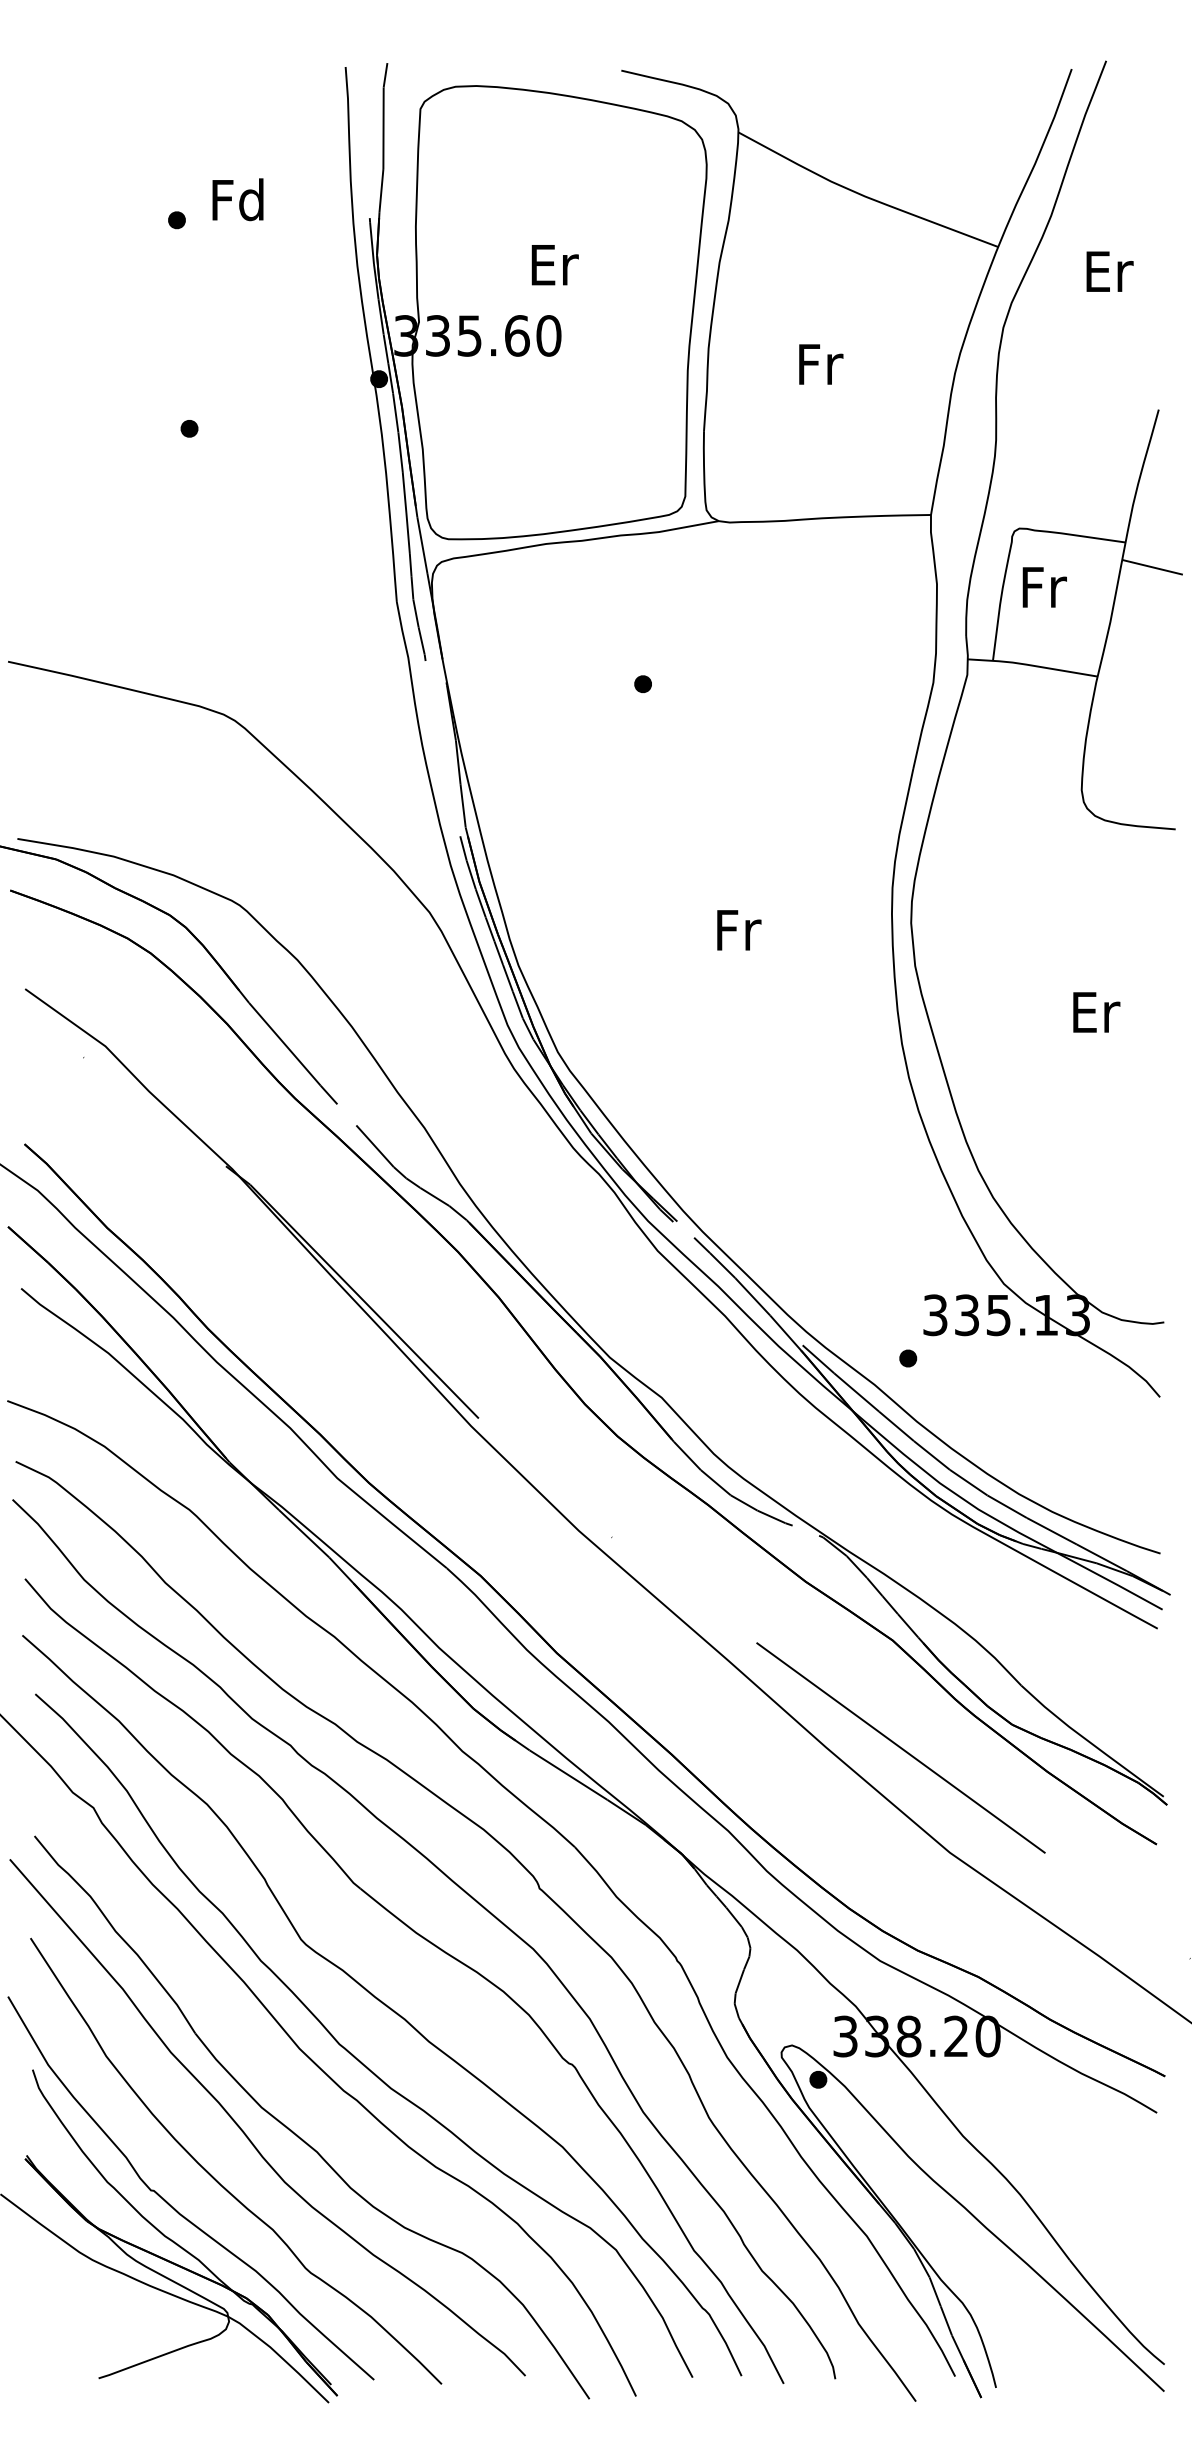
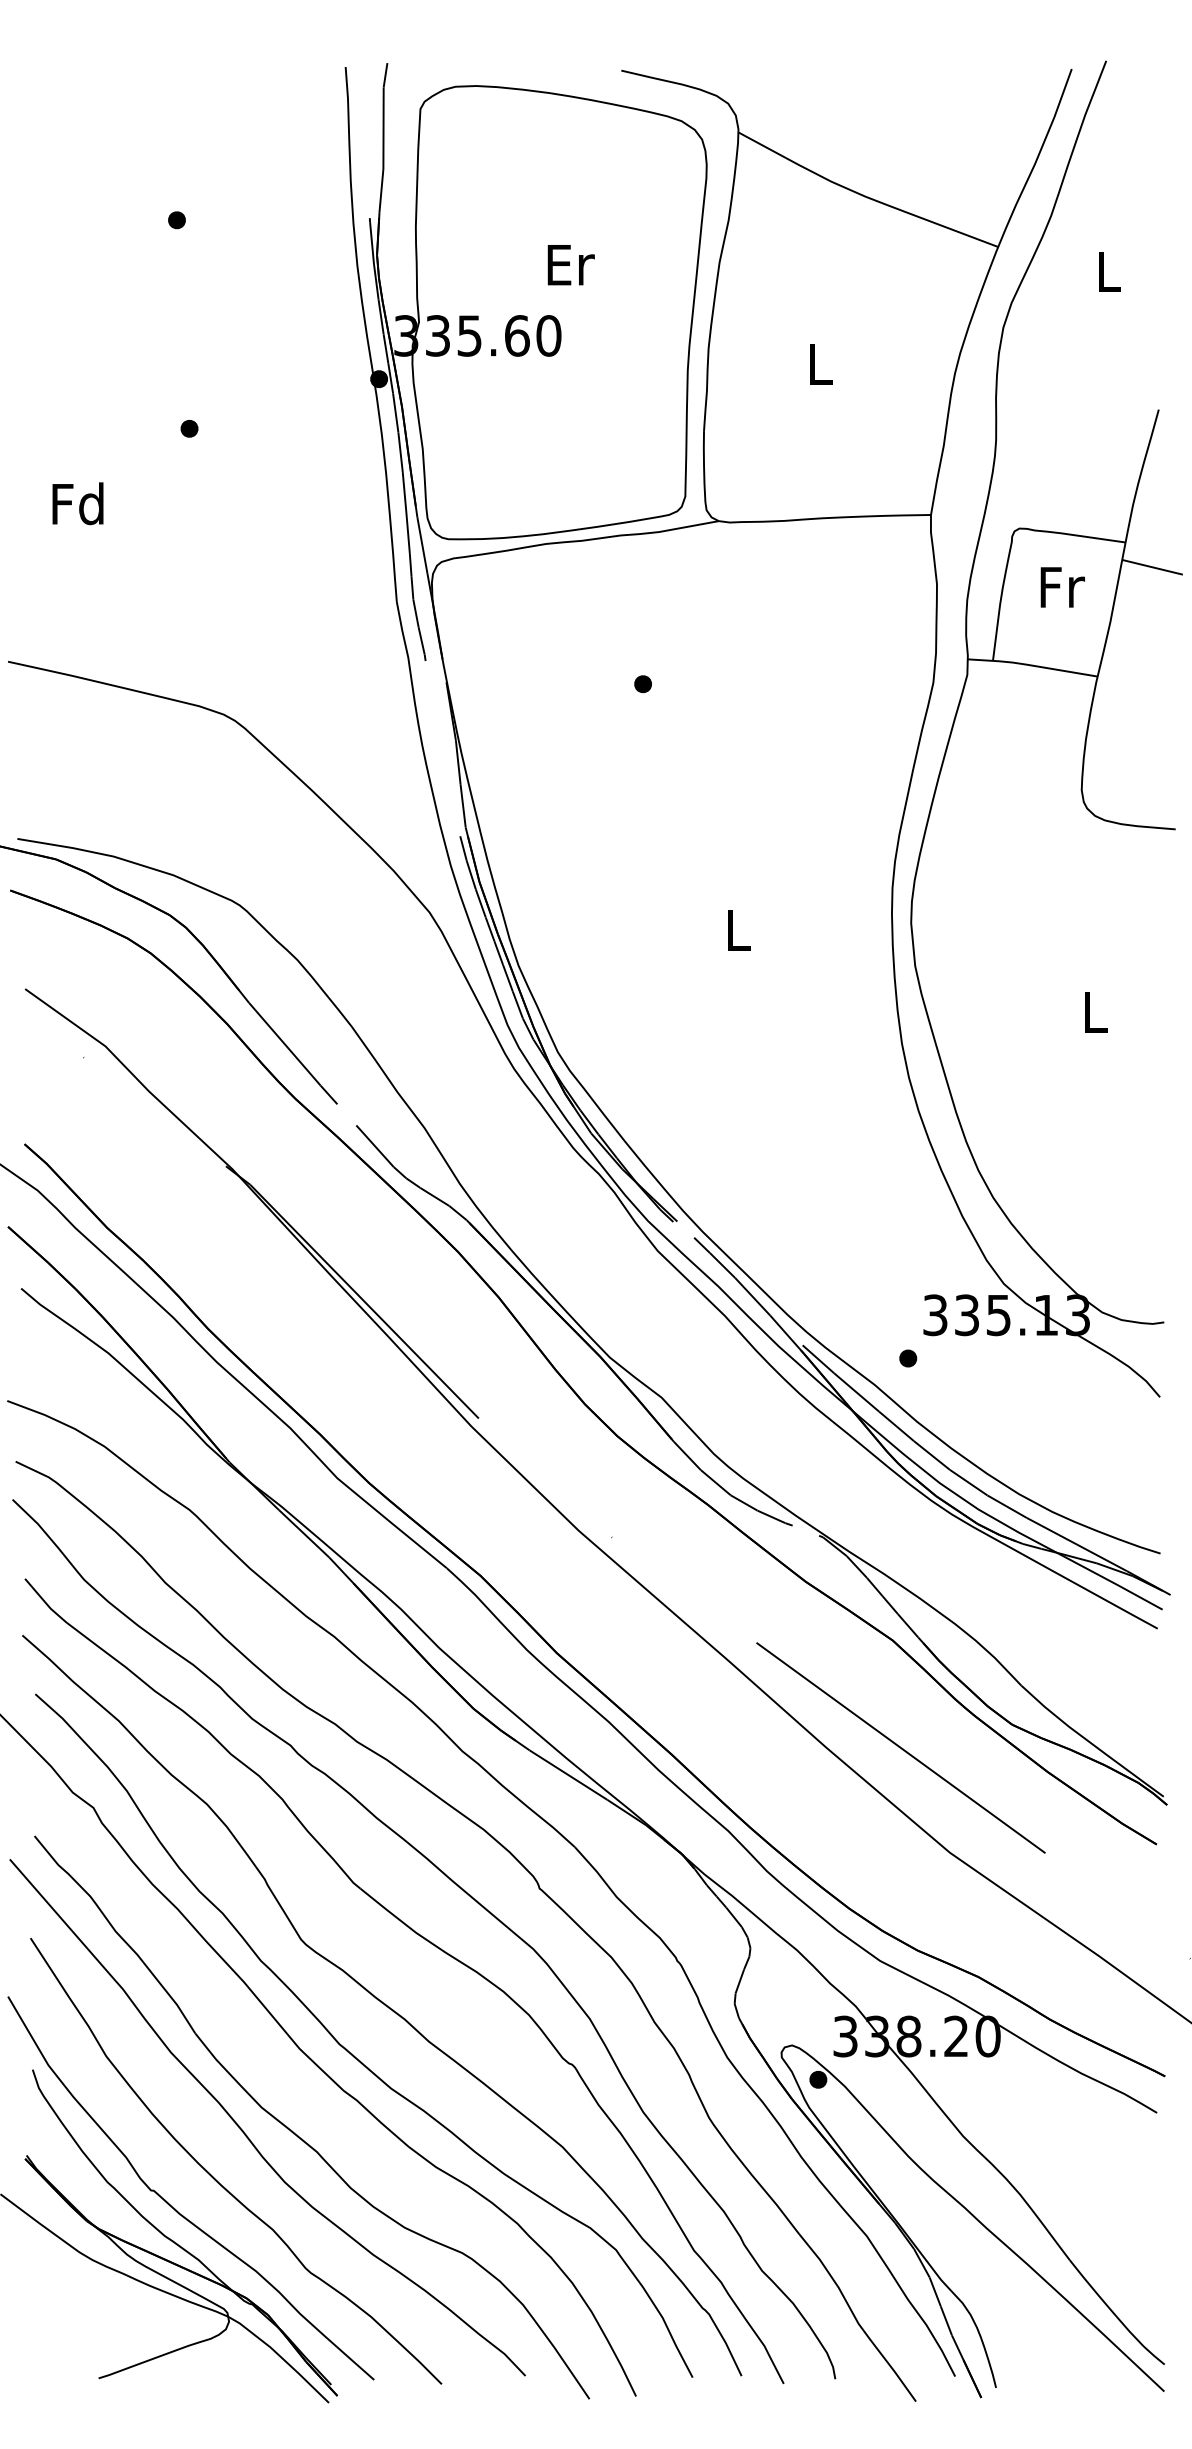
text position: (237, 199) -> (77, 503) (77, 503)
text position: (554, 265) -> (570, 265) (570, 265)
text: Er -> L (1109, 271)
text: Fr -> L (821, 364)
text position: (1044, 587) -> (1062, 587) (1062, 587)
text: Fr -> L (739, 930)
text: Er -> L (1096, 1012)
